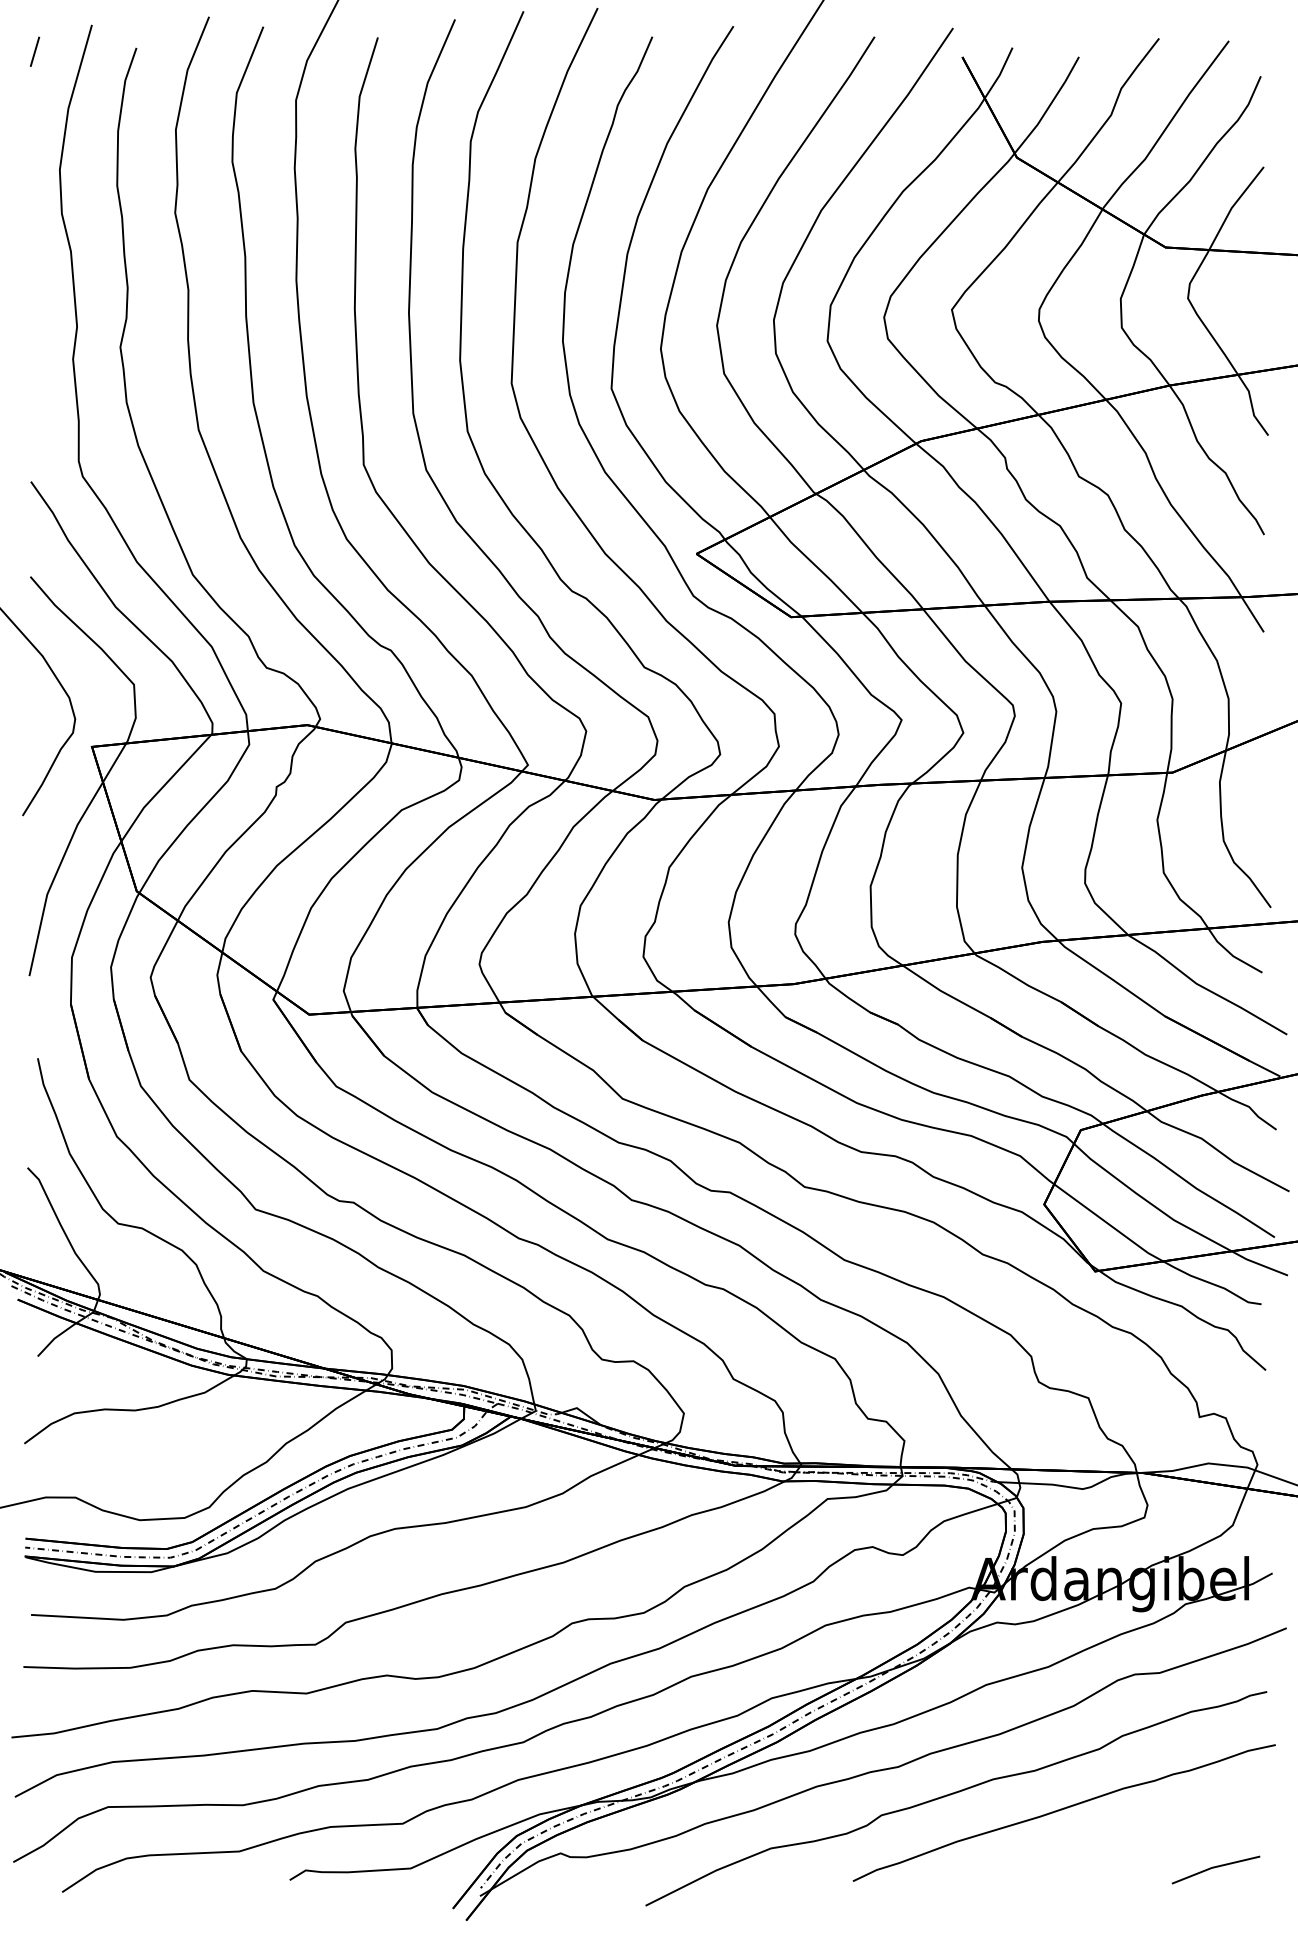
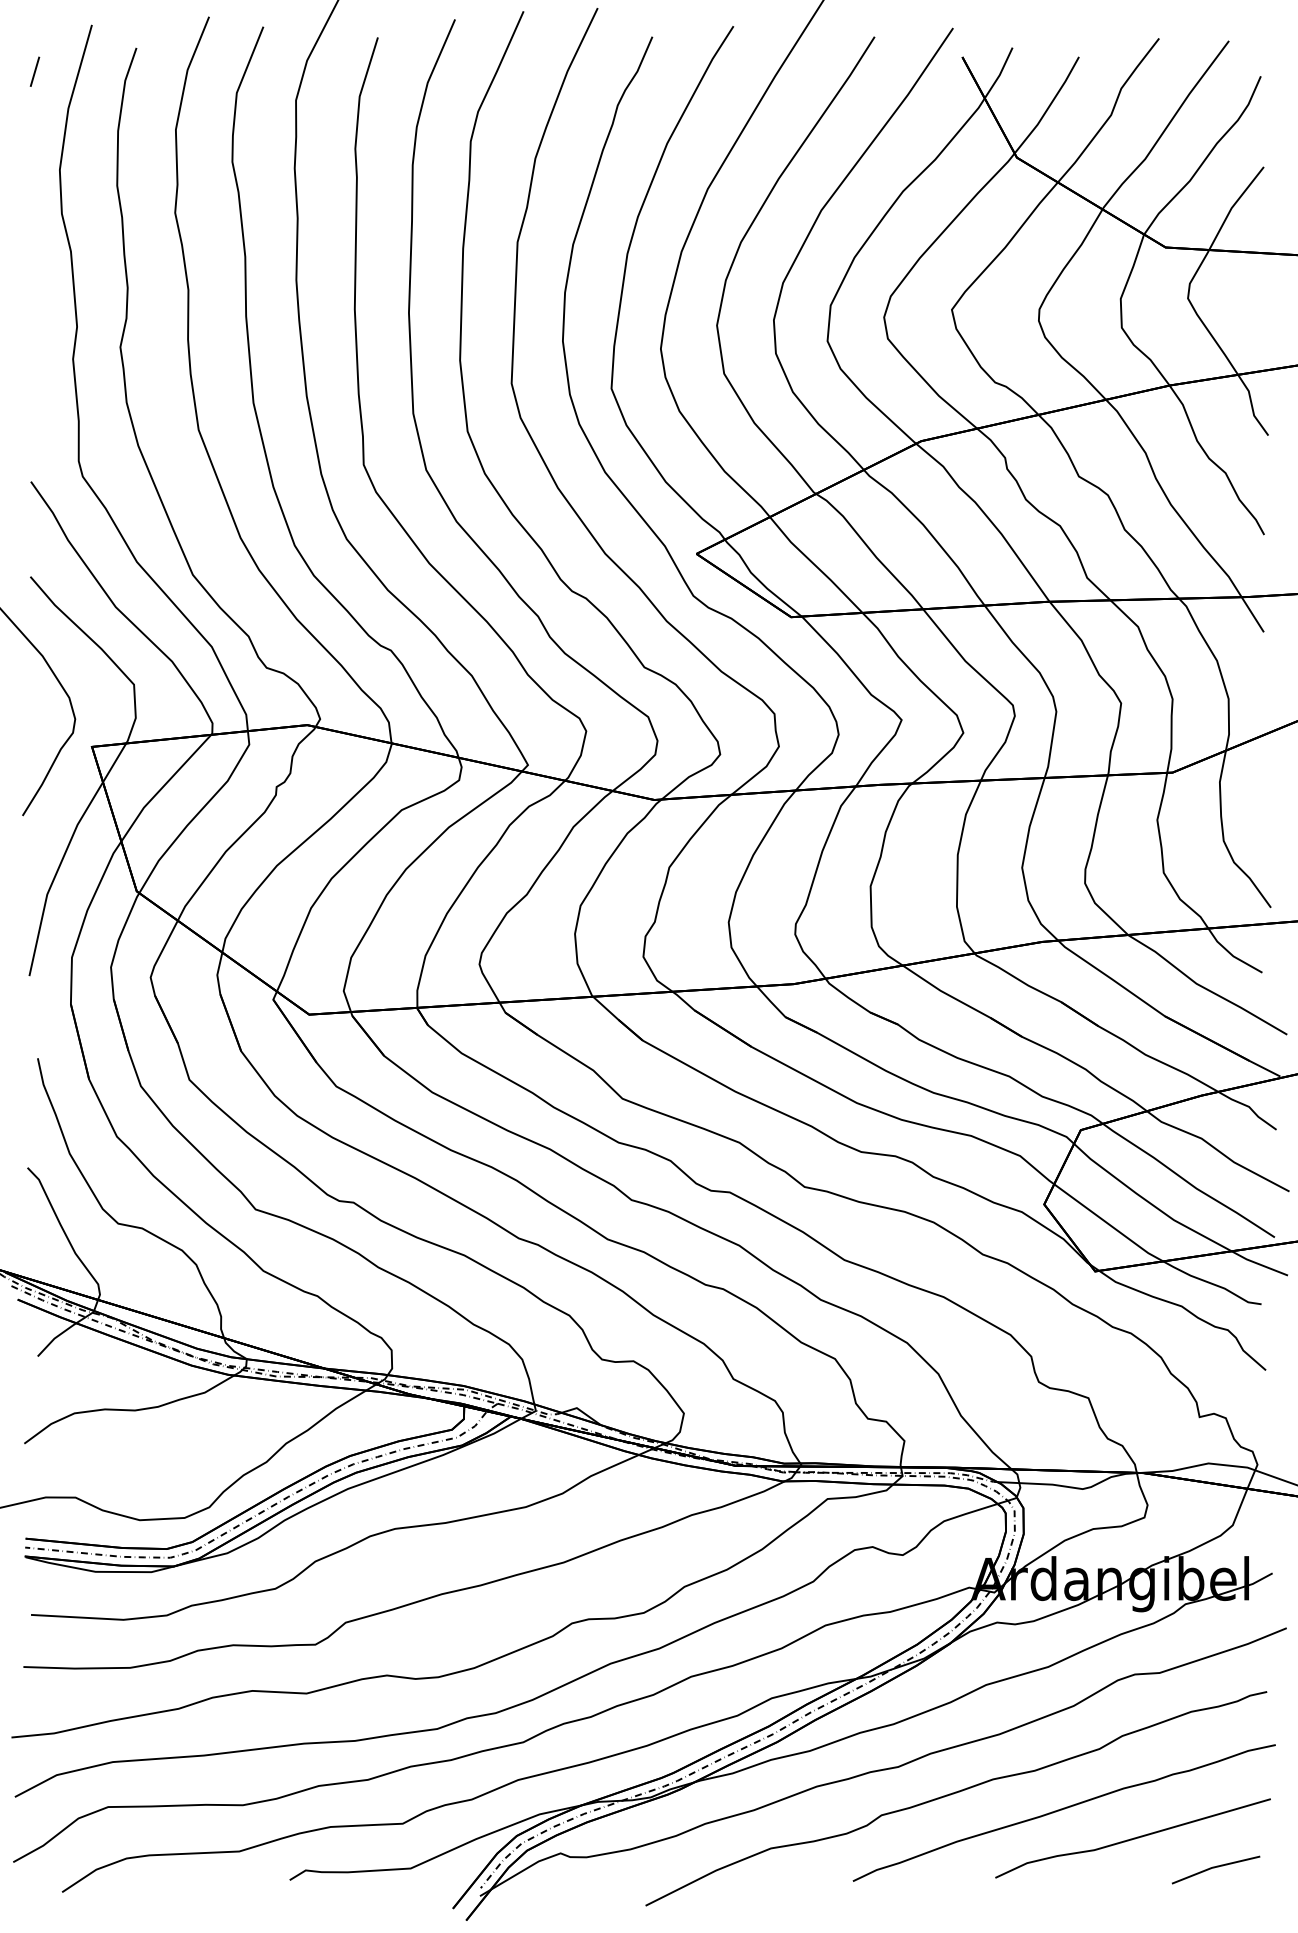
line position: (34, 51) -> (34, 71) (34, 71)
line: none -> present (1132, 1838)
